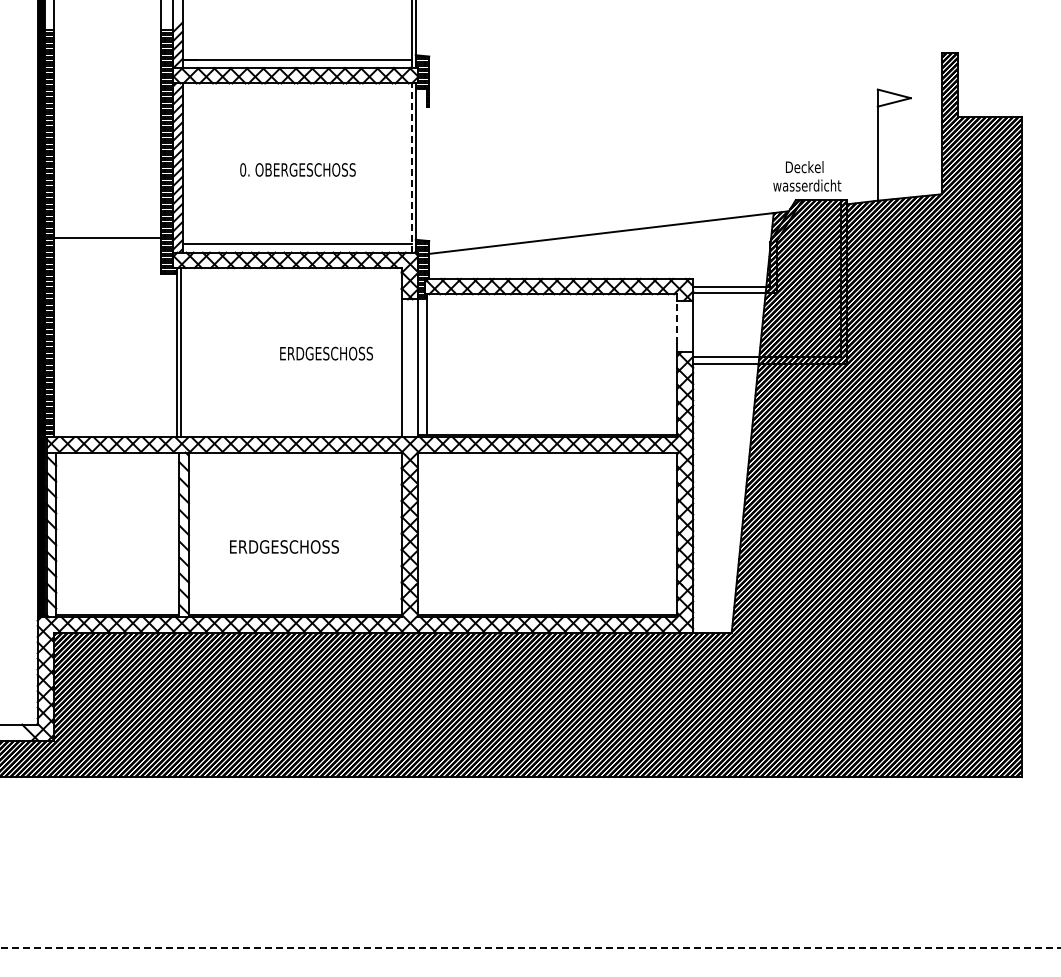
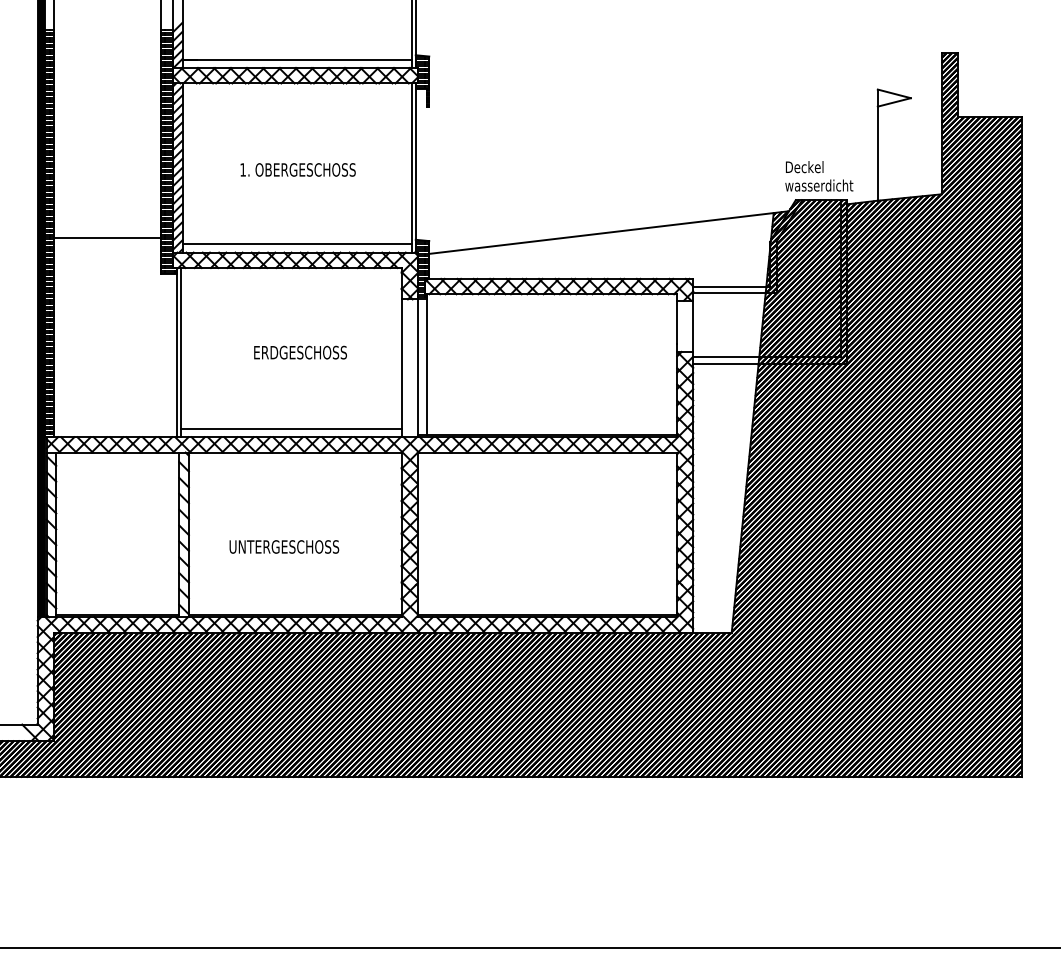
line: dashed -> solid (411, 168)
text: 0. -> 1. (243, 169)
text position: (807, 185) -> (819, 185) (819, 185)
line: dashed -> solid (677, 322)
text position: (326, 353) -> (300, 352) (300, 352)
line: none -> present (290, 428)
text: ERDGESCHOSS -> UNTERGESCHOSS (284, 546)
line: dashed -> solid (530, 947)
